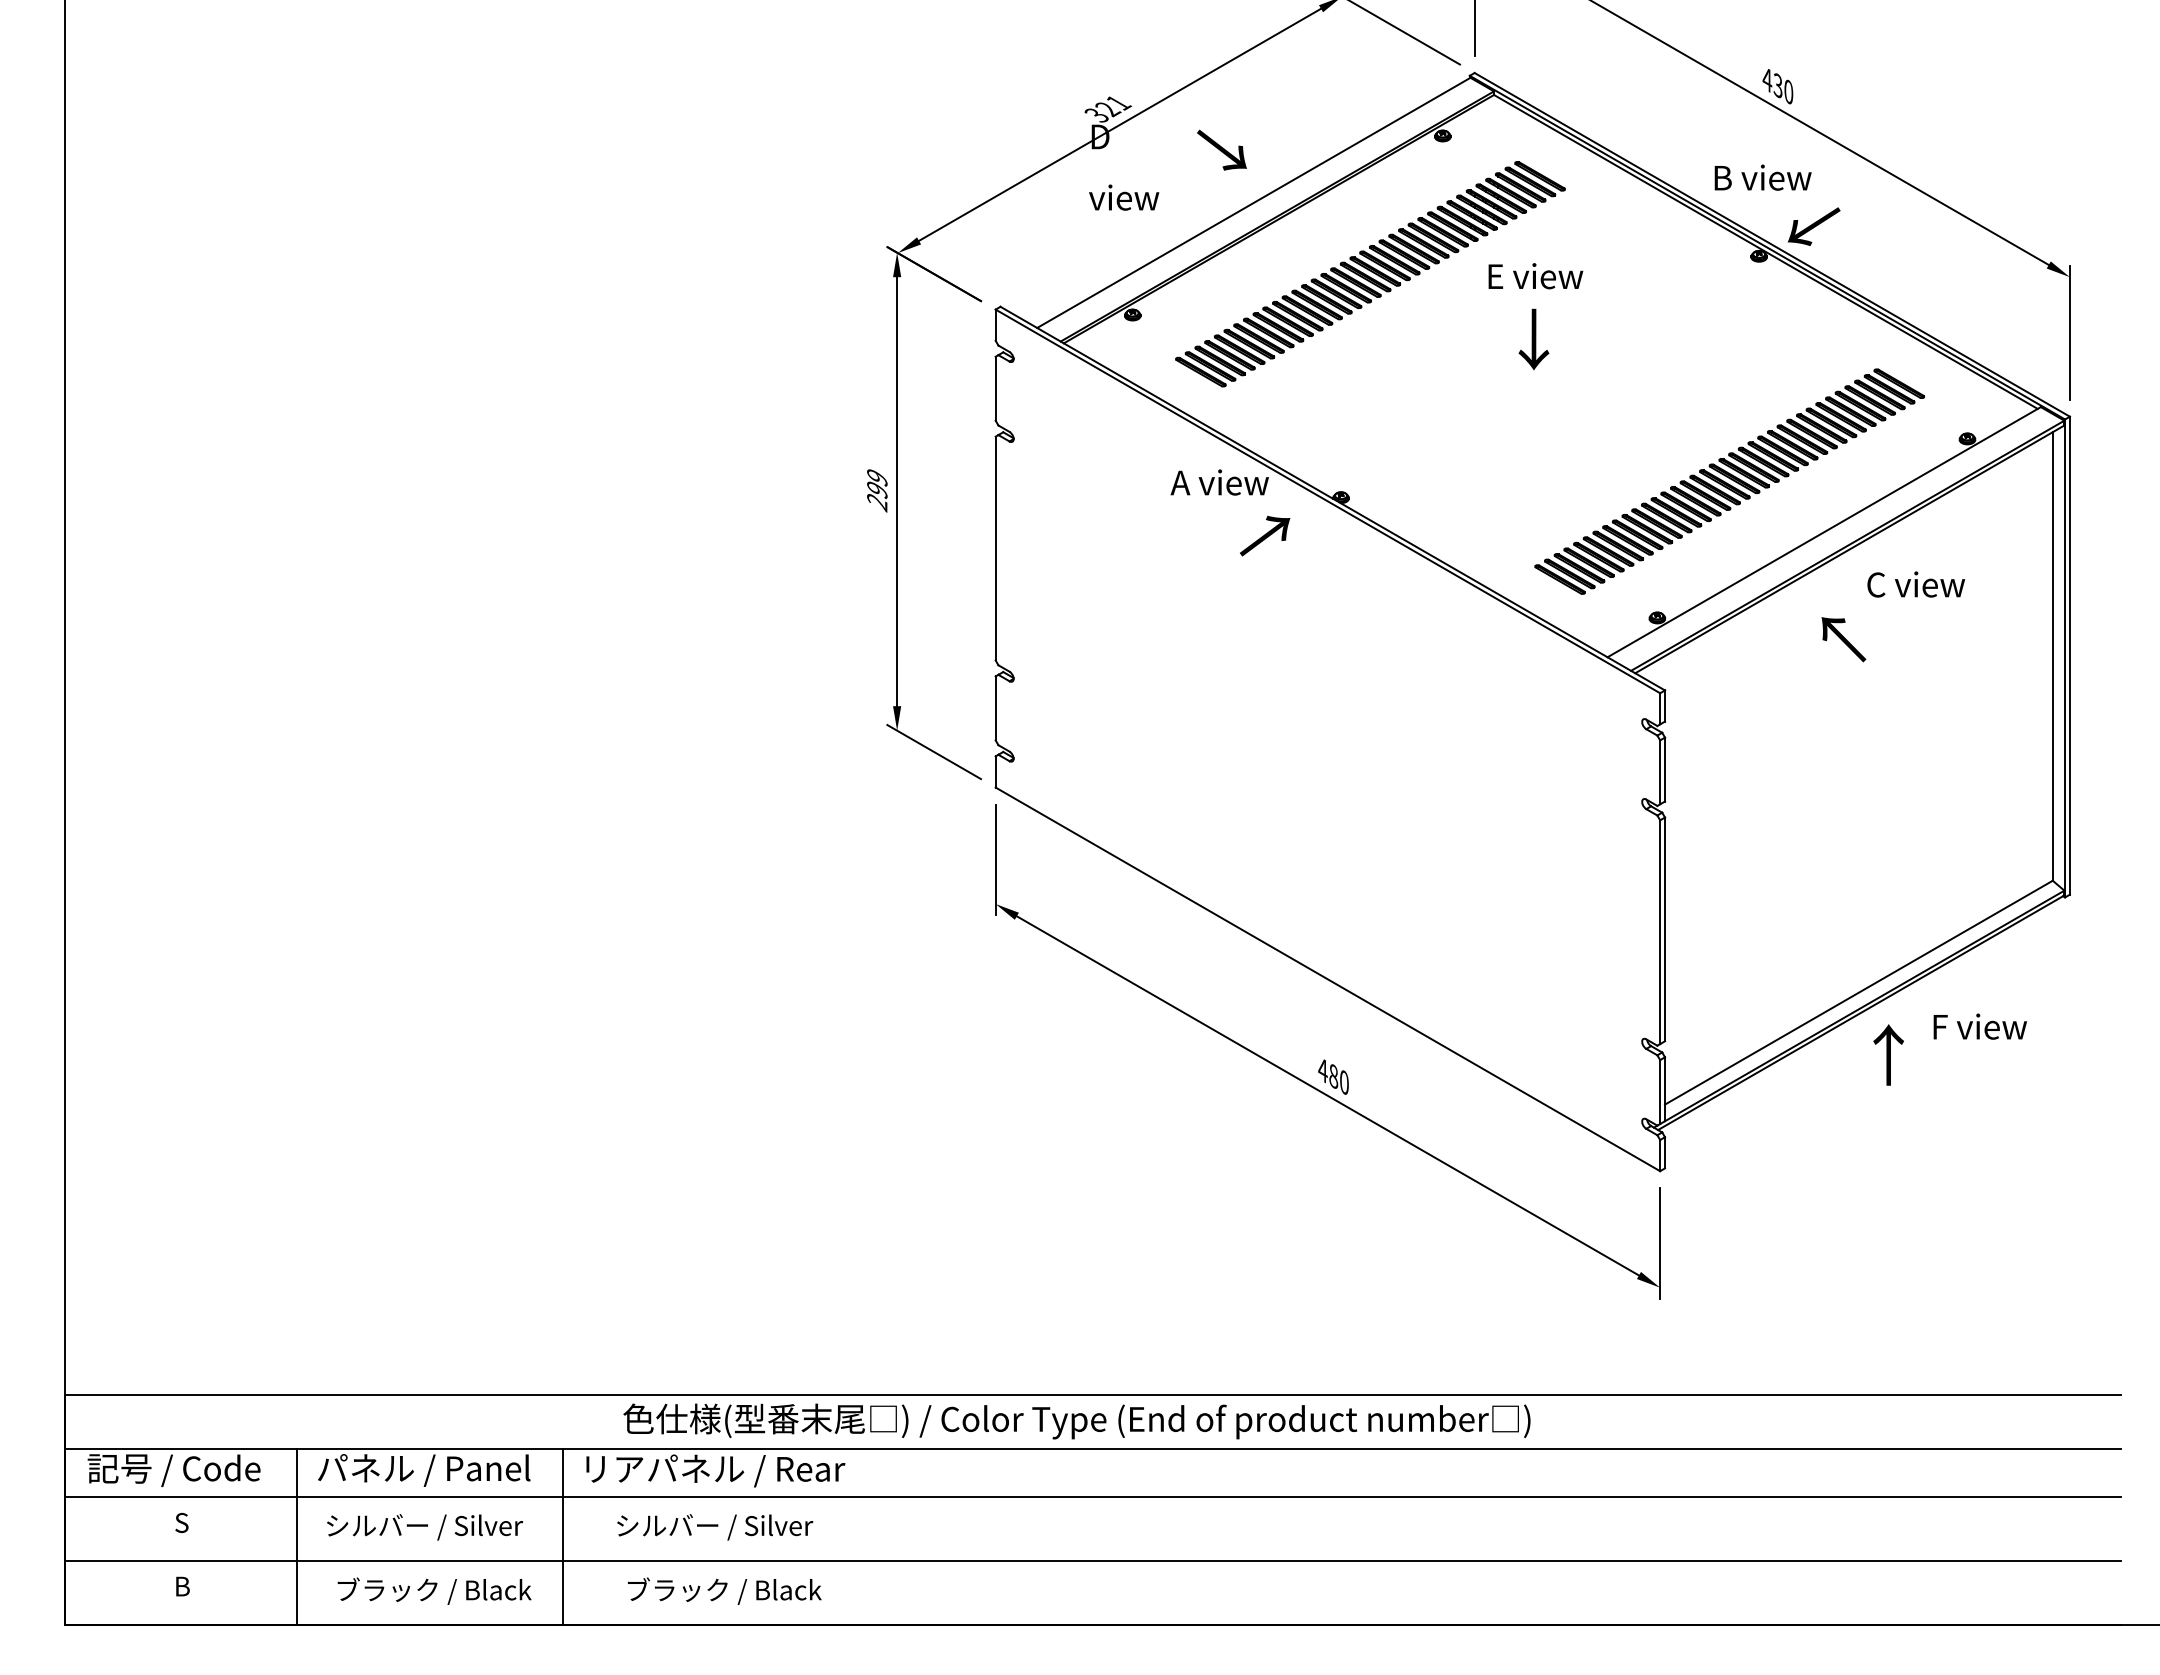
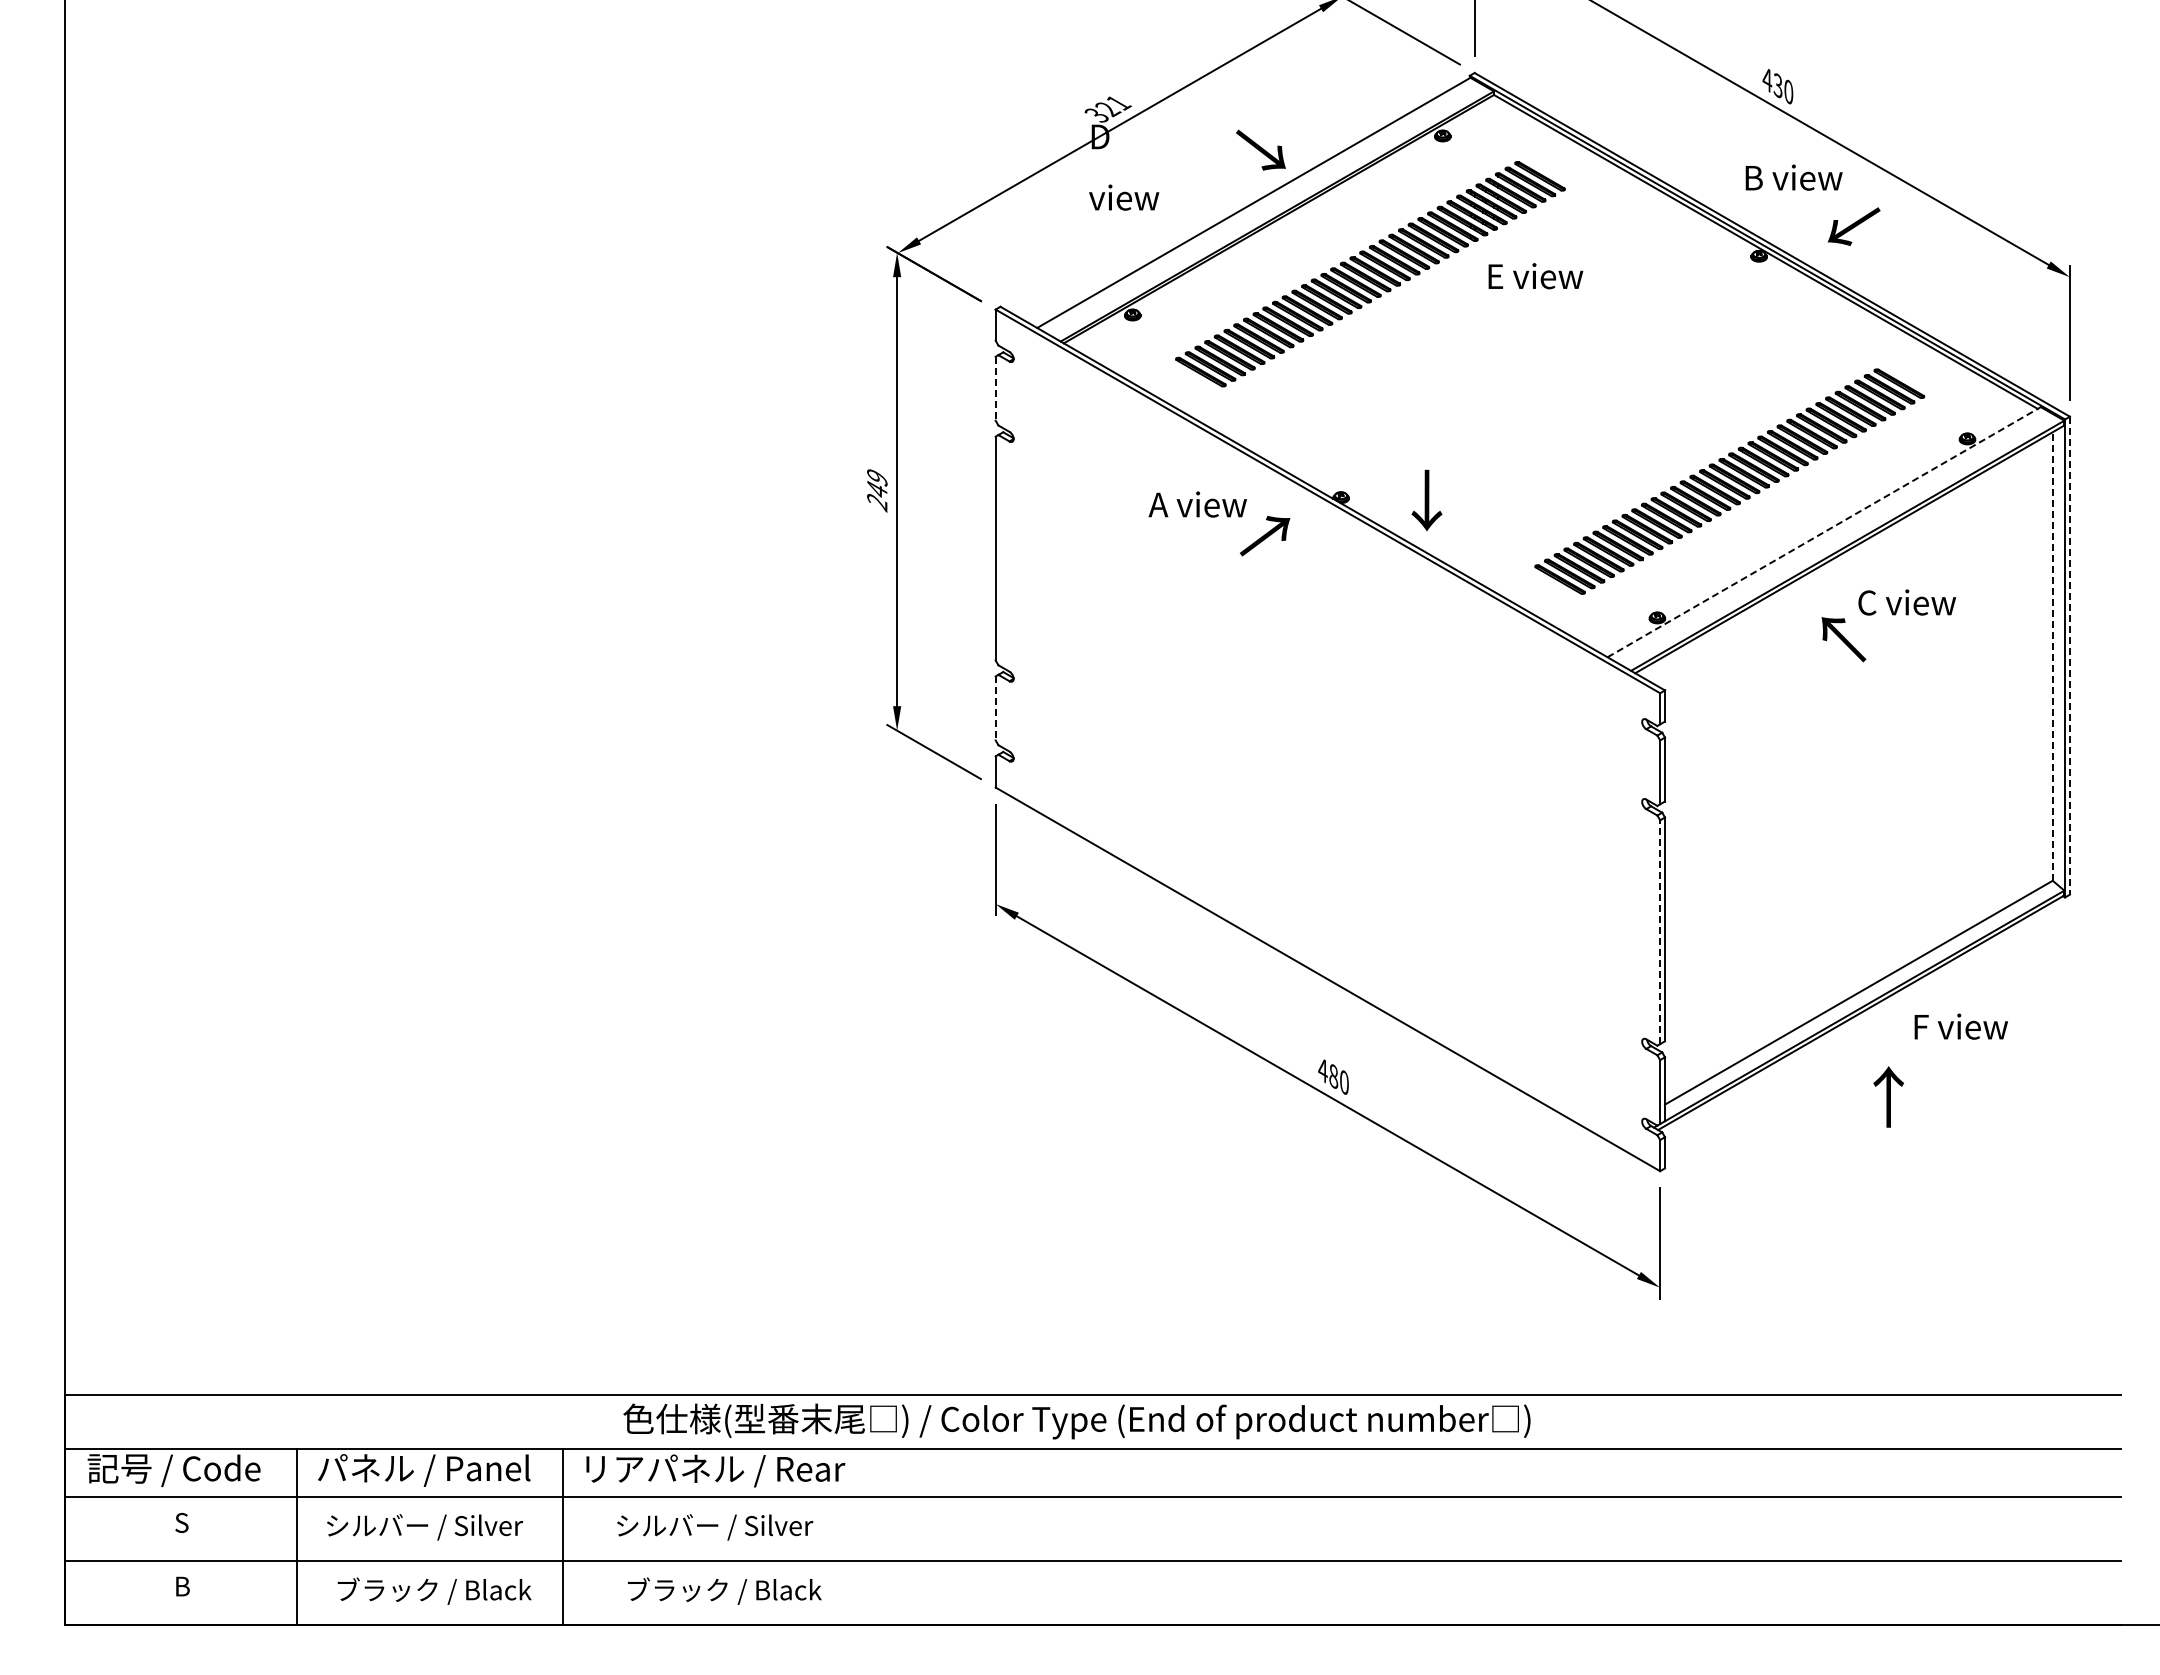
text position: (1221, 149) -> (1260, 149) (1260, 149)
text position: (1762, 177) -> (1793, 177) (1793, 177)
text position: (1813, 226) -> (1853, 226) (1853, 226)
text position: (1533, 339) -> (1426, 500) (1426, 500)
line: solid -> dashed (995, 388)
text position: (1219, 482) -> (1197, 504) (1197, 504)
text: 299 -> 249 (877, 489)
line: solid -> dashed (1824, 531)
text position: (1916, 584) -> (1907, 602) (1907, 602)
line: solid -> dashed (2069, 655)
line: solid -> dashed (2052, 656)
line: solid -> dashed (995, 708)
line: solid -> dashed (1660, 932)
text position: (1979, 1026) -> (1960, 1026) (1960, 1026)
text position: (1888, 1054) -> (1888, 1096) (1888, 1096)
